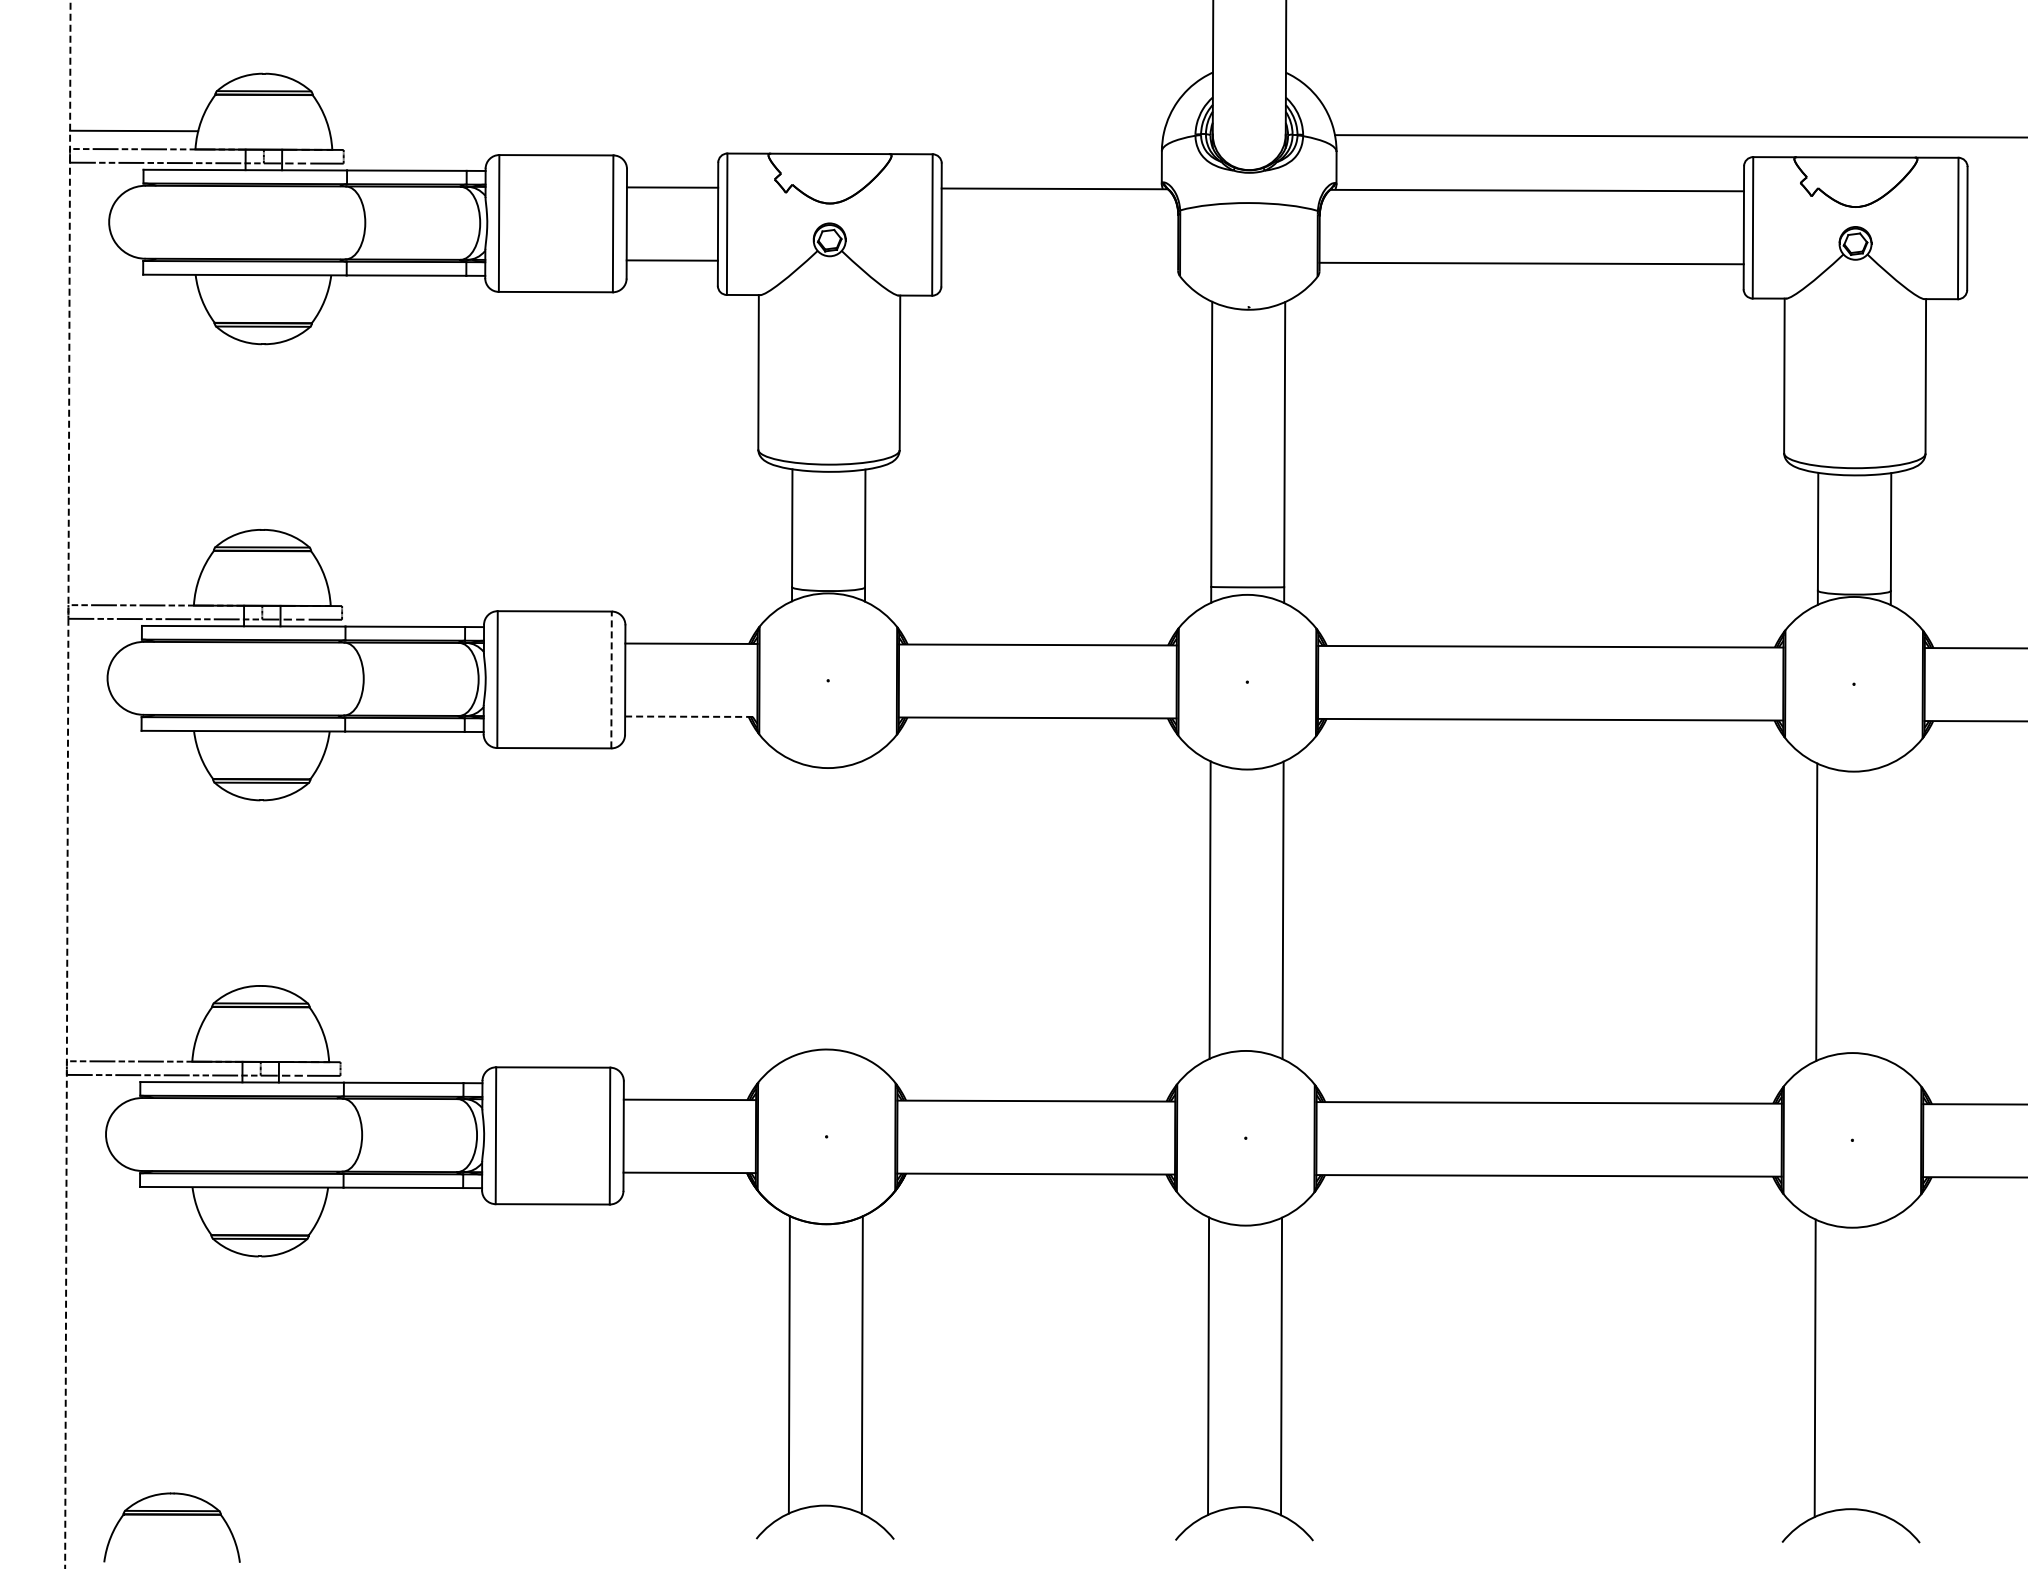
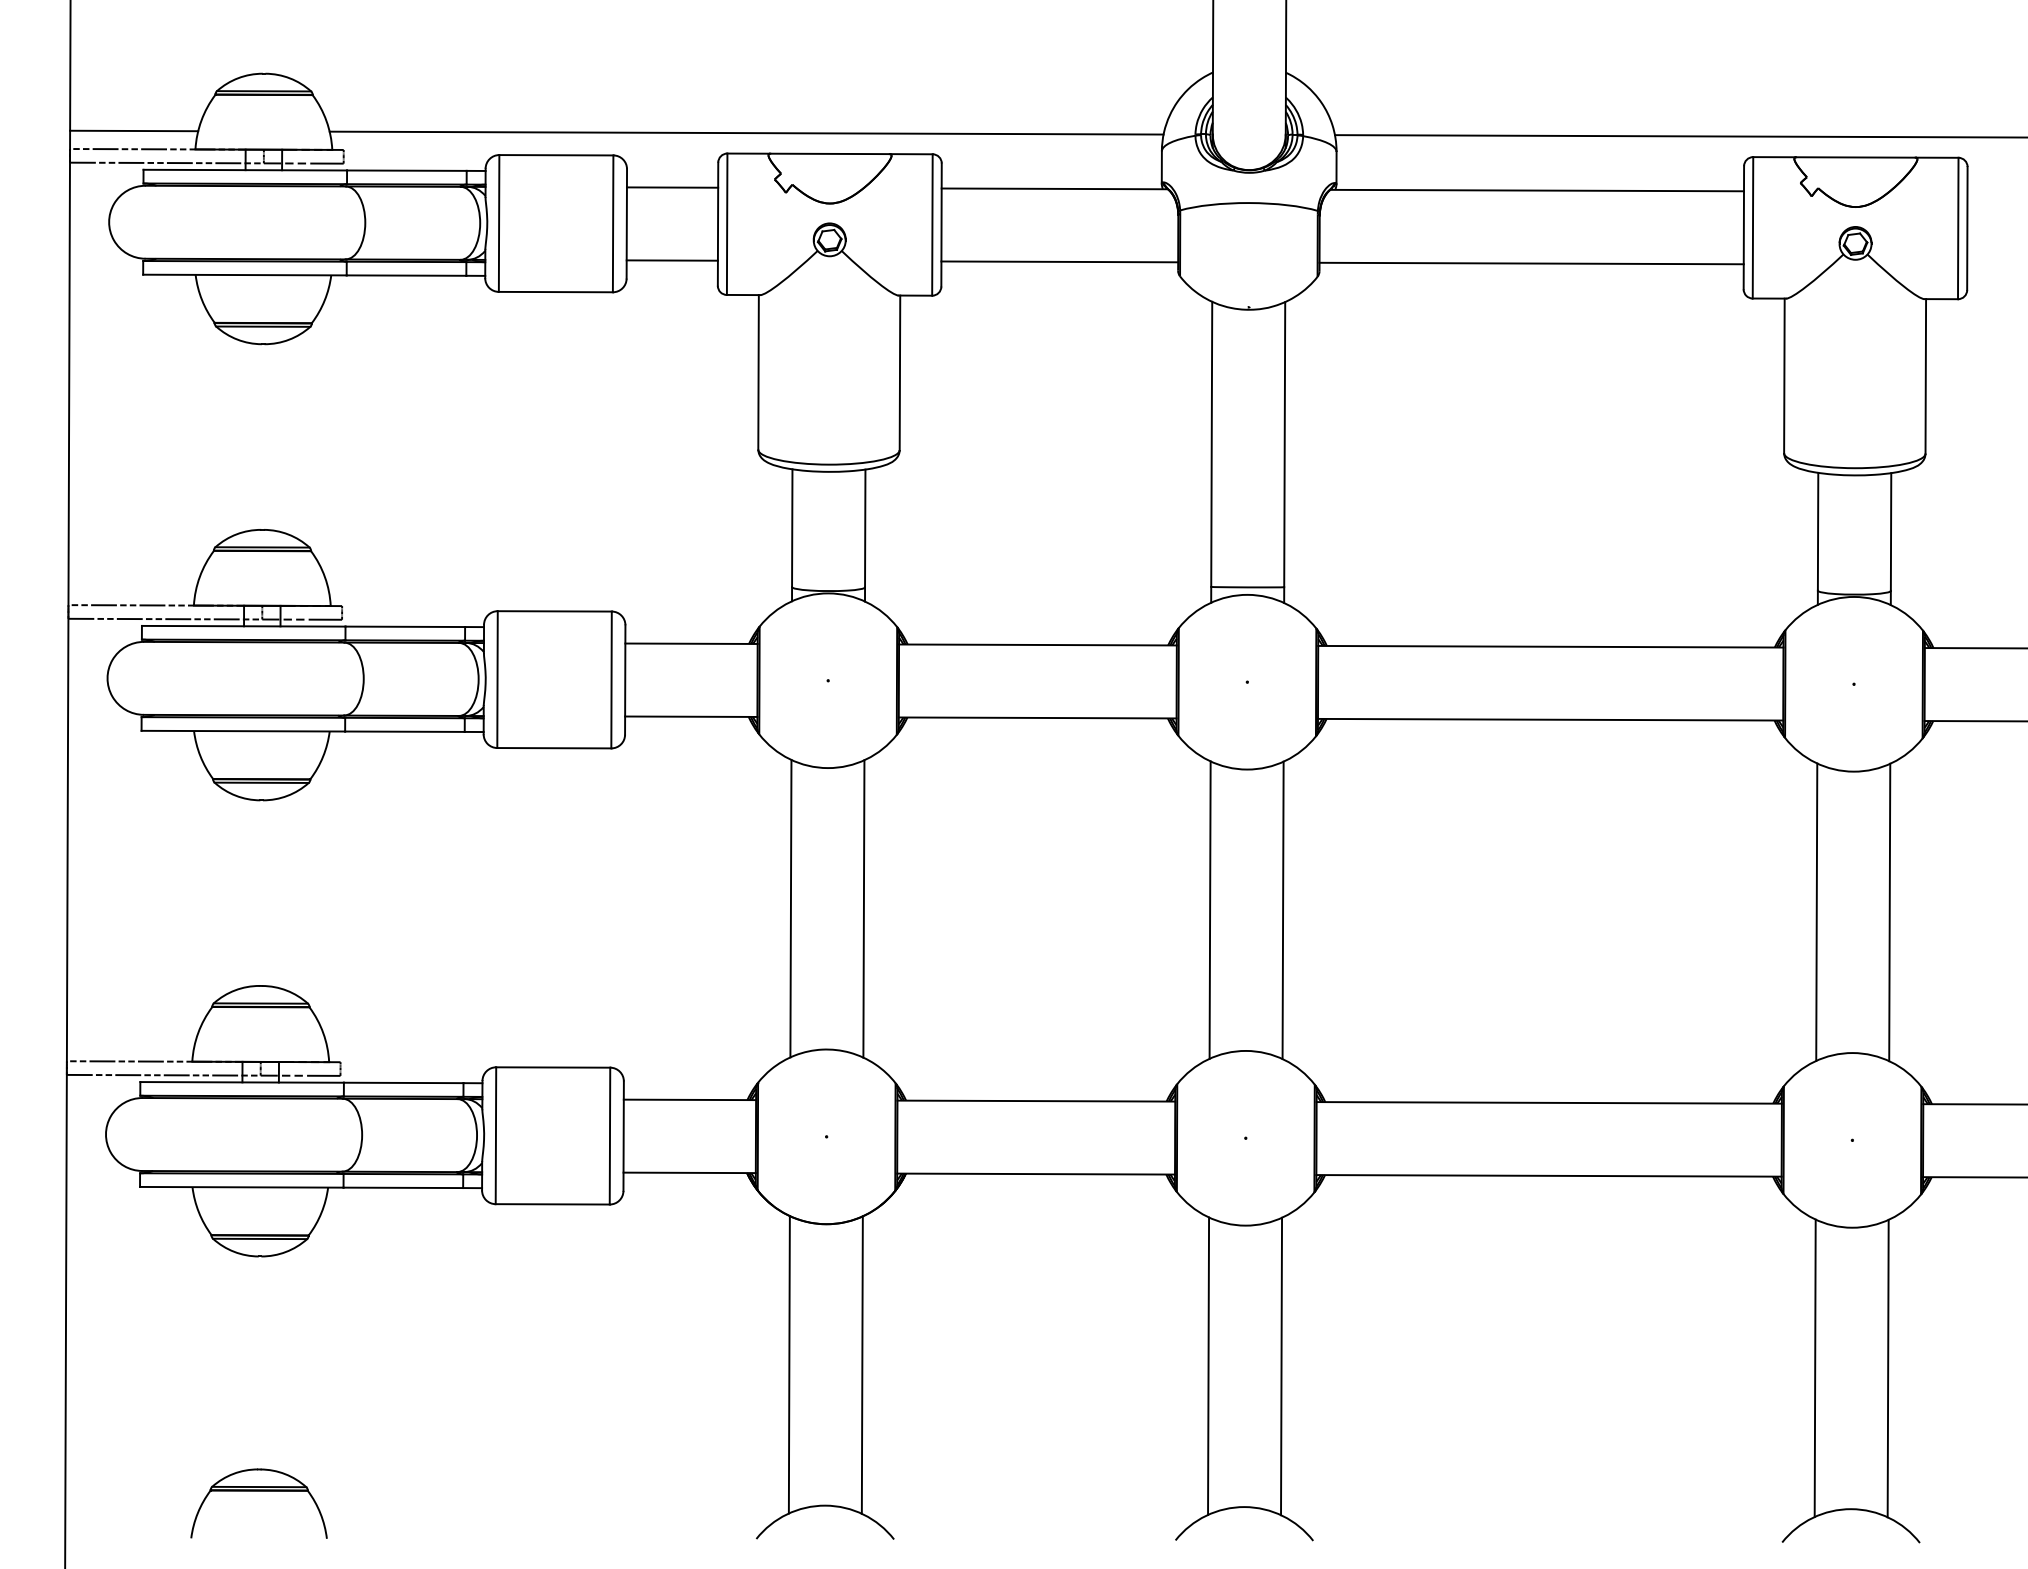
line: none -> present (746, 132)
line: none -> present (1059, 261)
line: dashed -> solid (611, 679)
line: dashed -> solid (691, 716)
line: dashed -> solid (67, 784)
line: none -> present (790, 908)
line: none -> present (863, 908)
line: none -> present (1889, 912)
line: none -> present (1887, 1368)
part position: (171, 1515) -> (258, 1491) (258, 1491)
